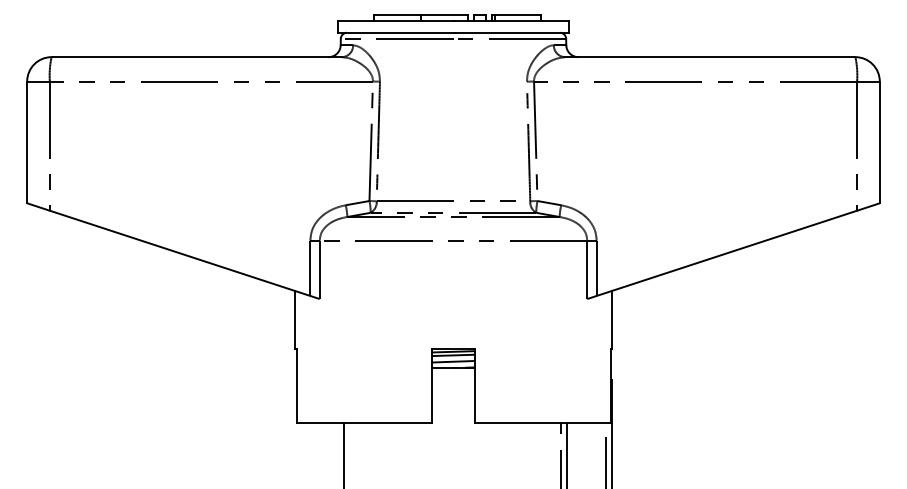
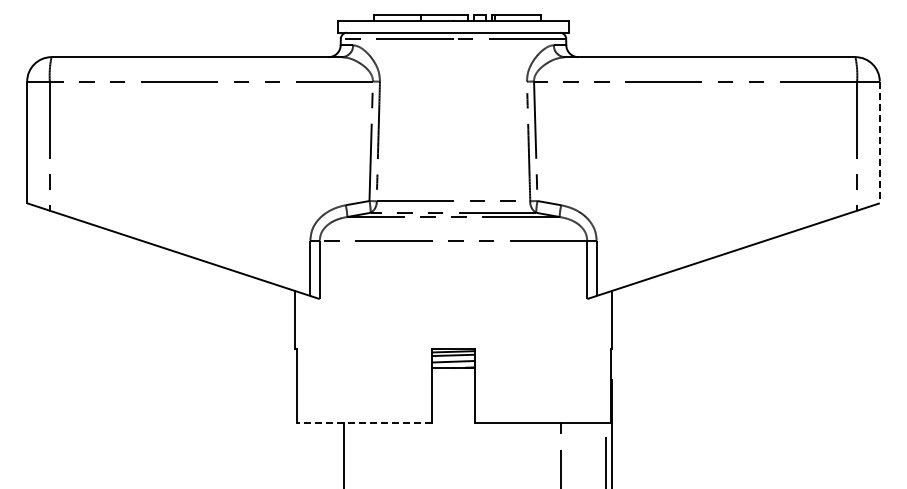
line: solid -> dashed (879, 142)
line: solid -> dashed (364, 422)
line: present -> none (566, 453)
